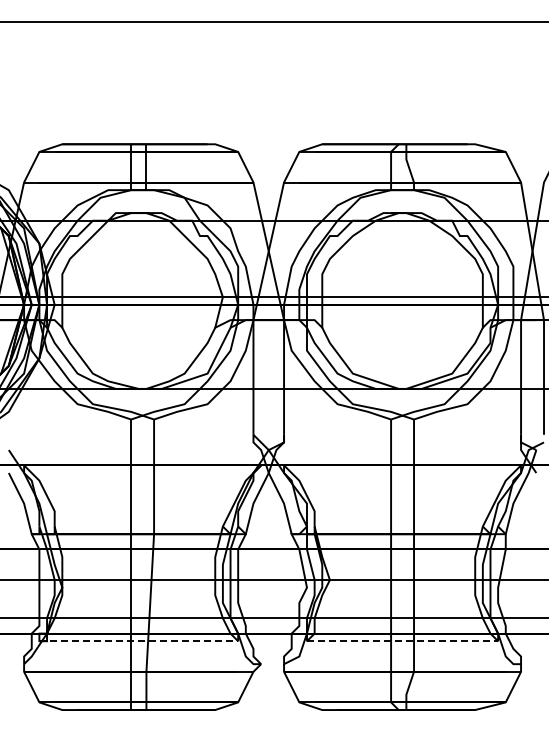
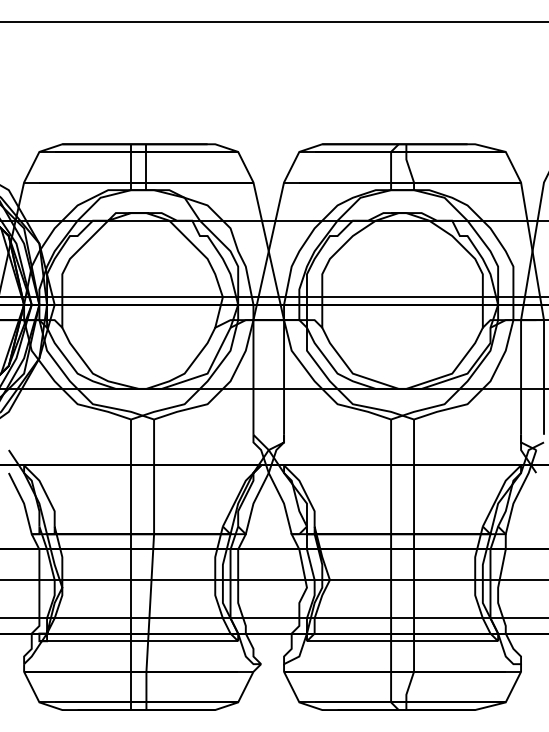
line: dashed -> solid (139, 641)
line: dashed -> solid (402, 641)
